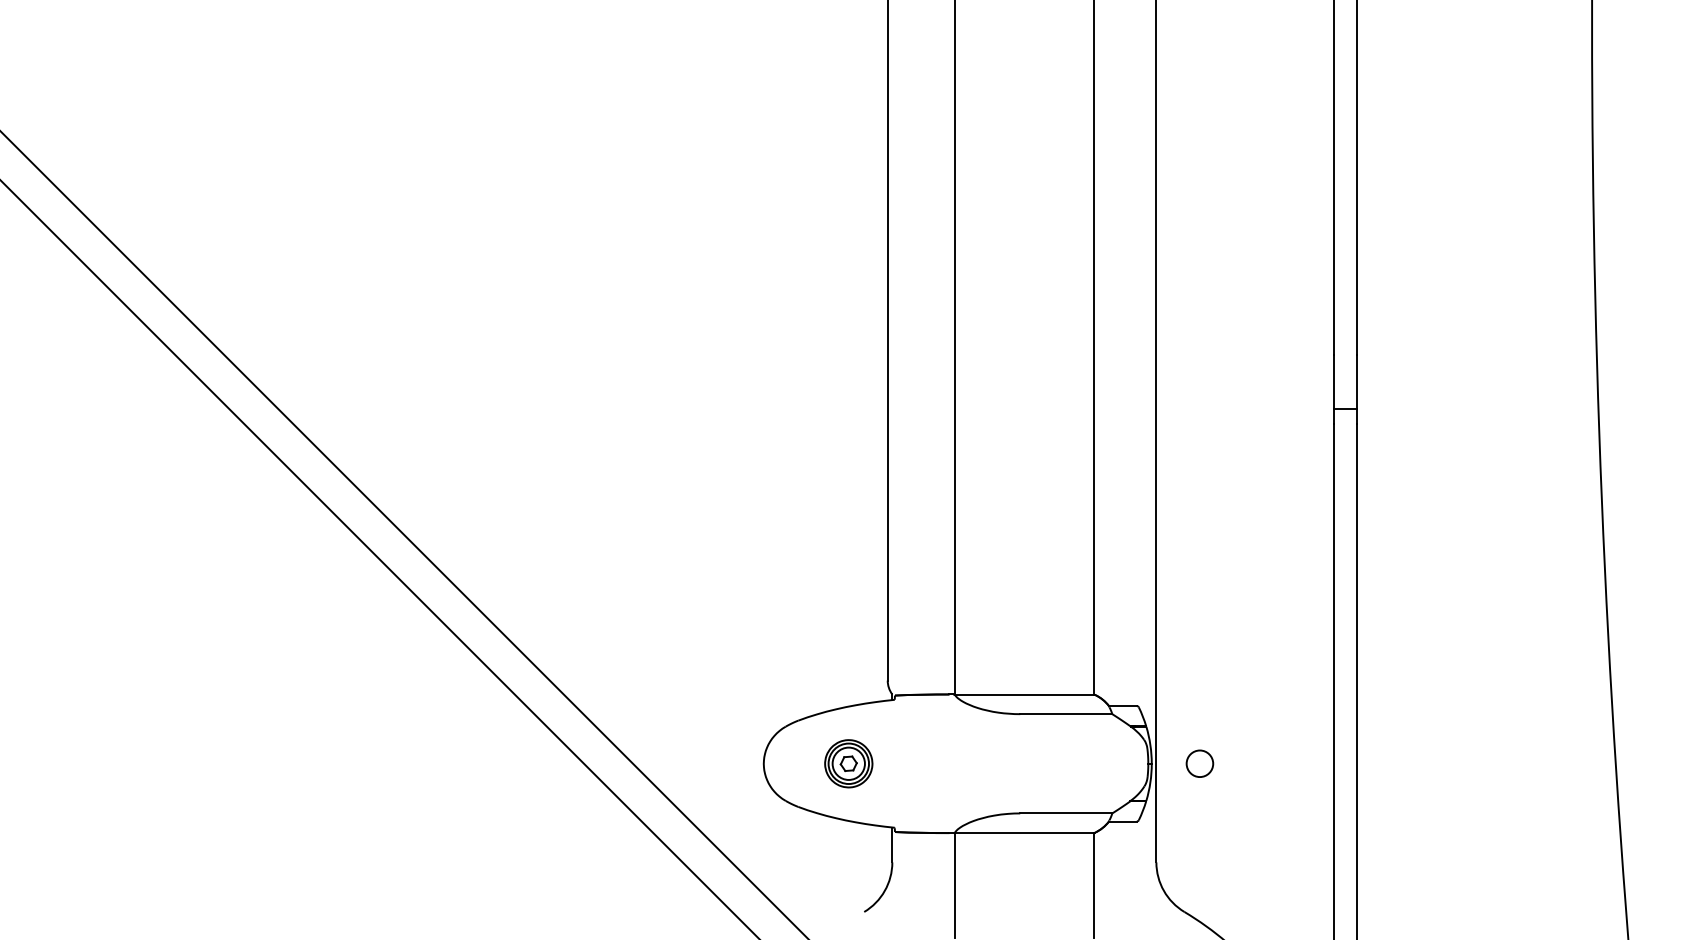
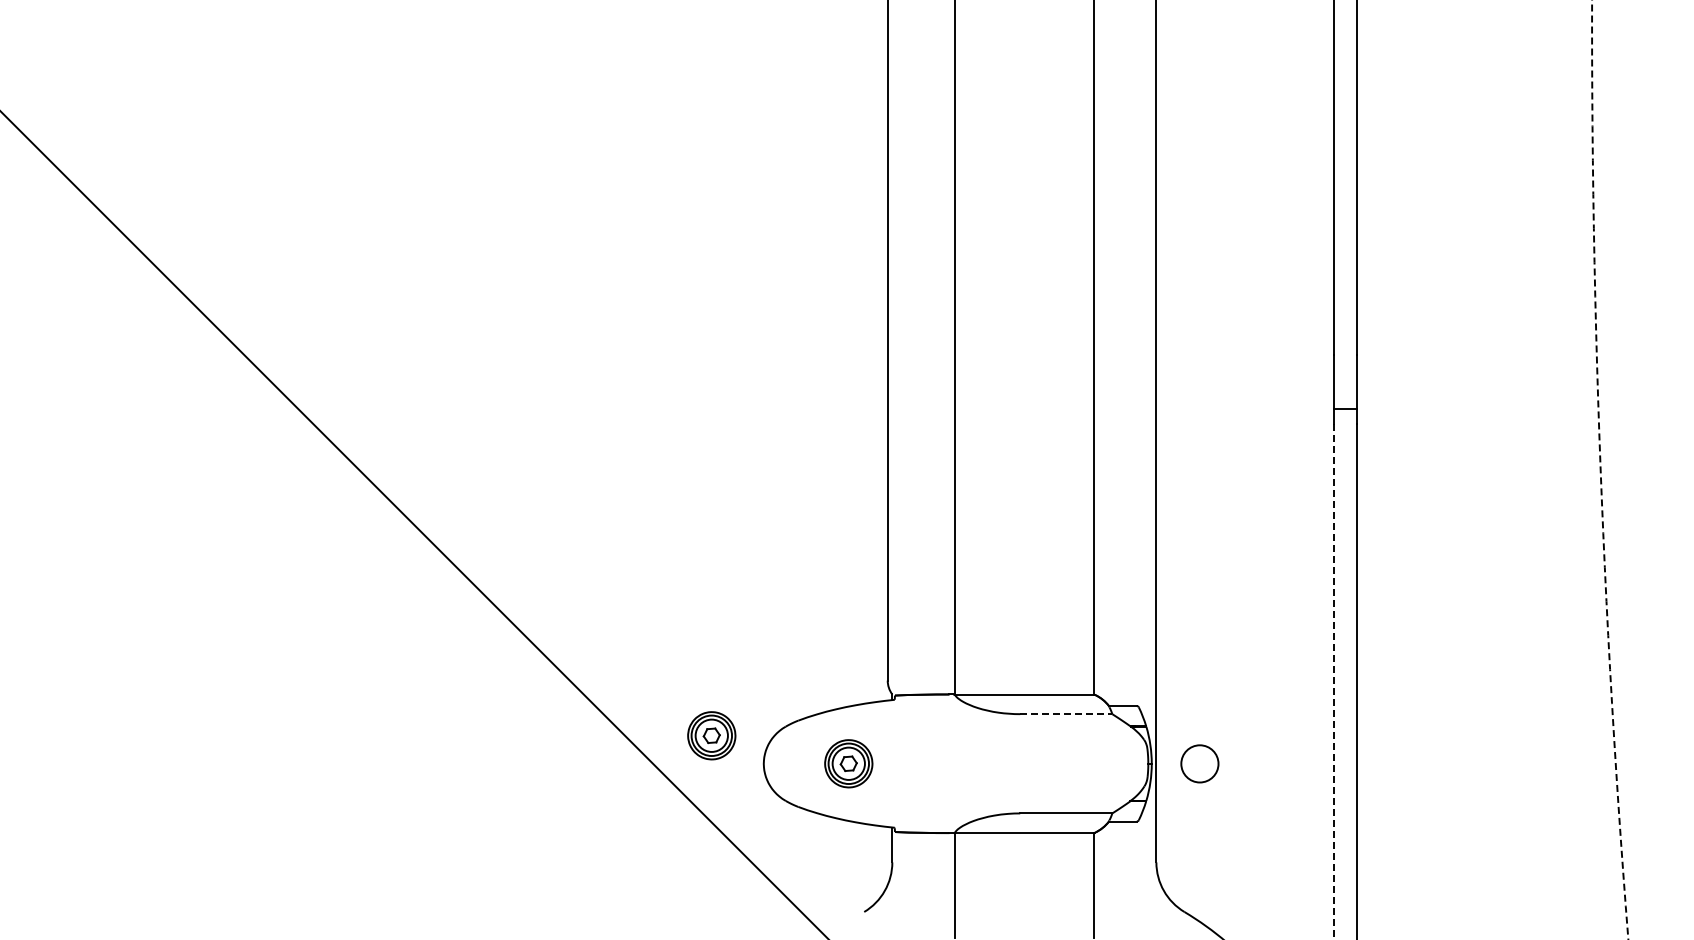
arc: solid -> dashed (1600, 470)
line position: (403, 534) -> (413, 524) (413, 524)
line: present -> none (379, 559)
line: solid -> dashed (1333, 682)
line: solid -> dashed (1066, 714)
part: none -> present (711, 735)
circle size: 30x29 px -> 40x40 px (1199, 763)
